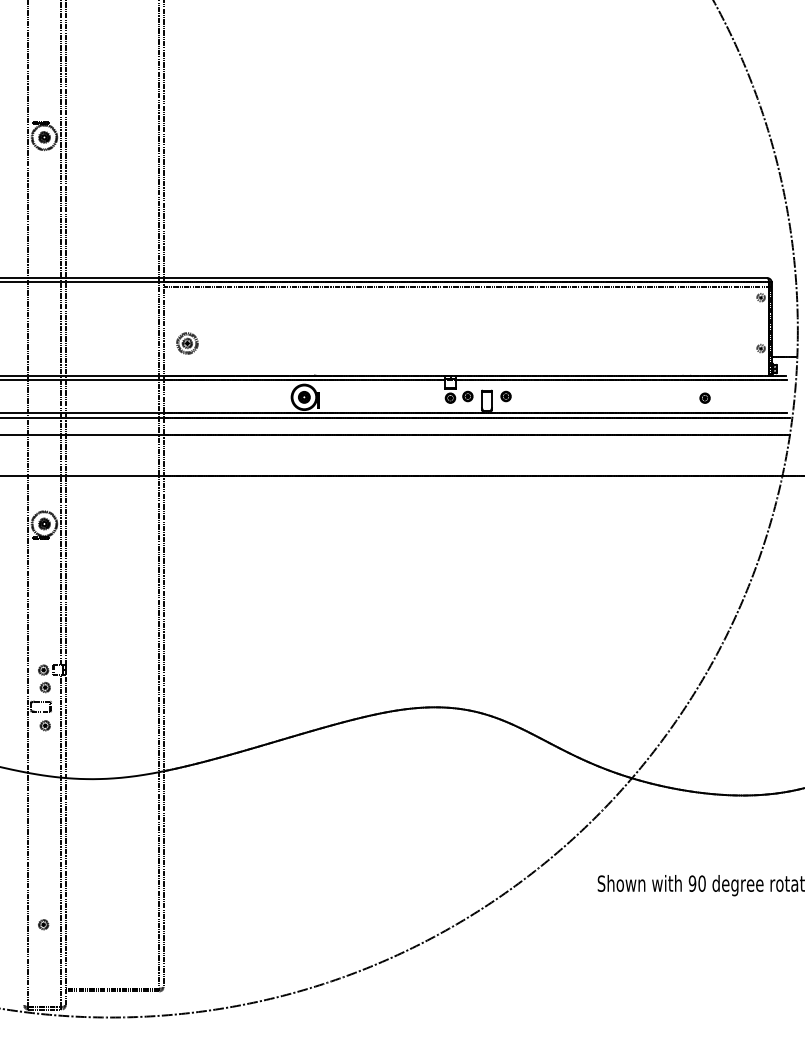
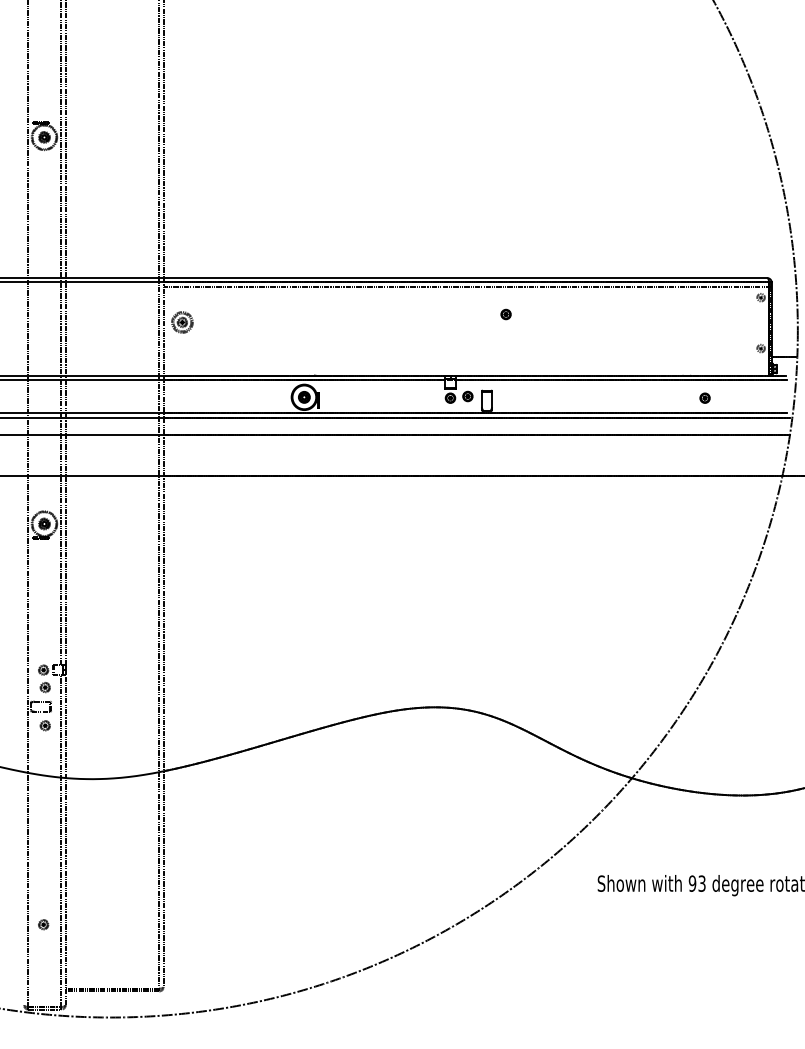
part position: (187, 343) -> (182, 322) (182, 322)
part position: (505, 396) -> (505, 314) (505, 314)
text: 90 -> 93 (701, 883)
